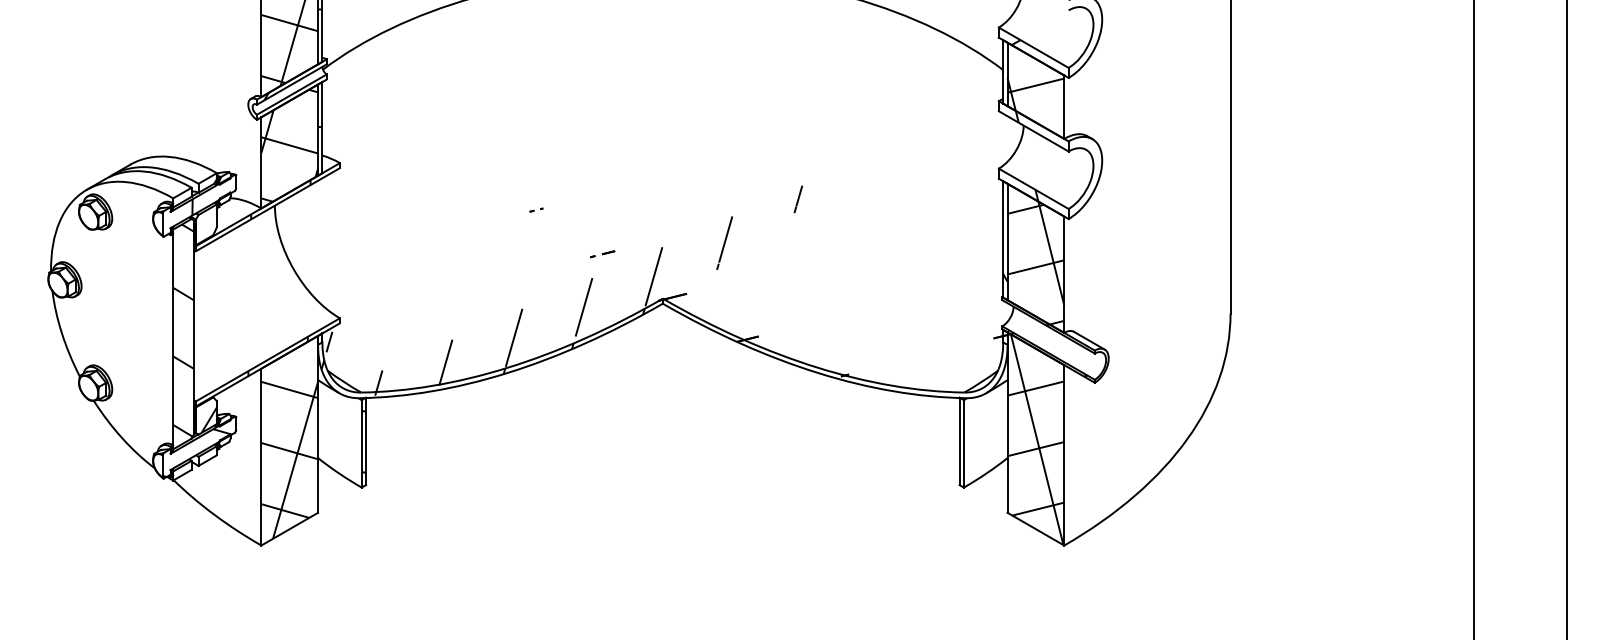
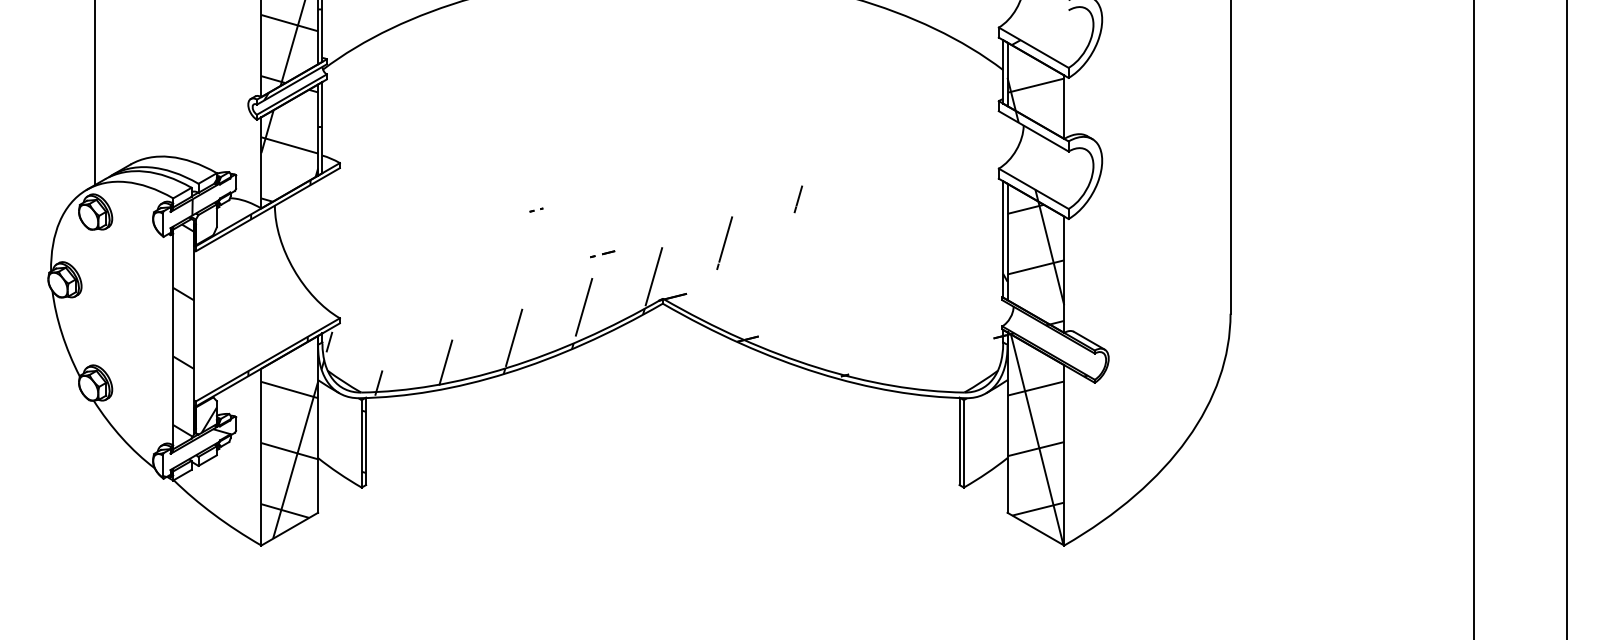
line: none -> present (95, 93)
